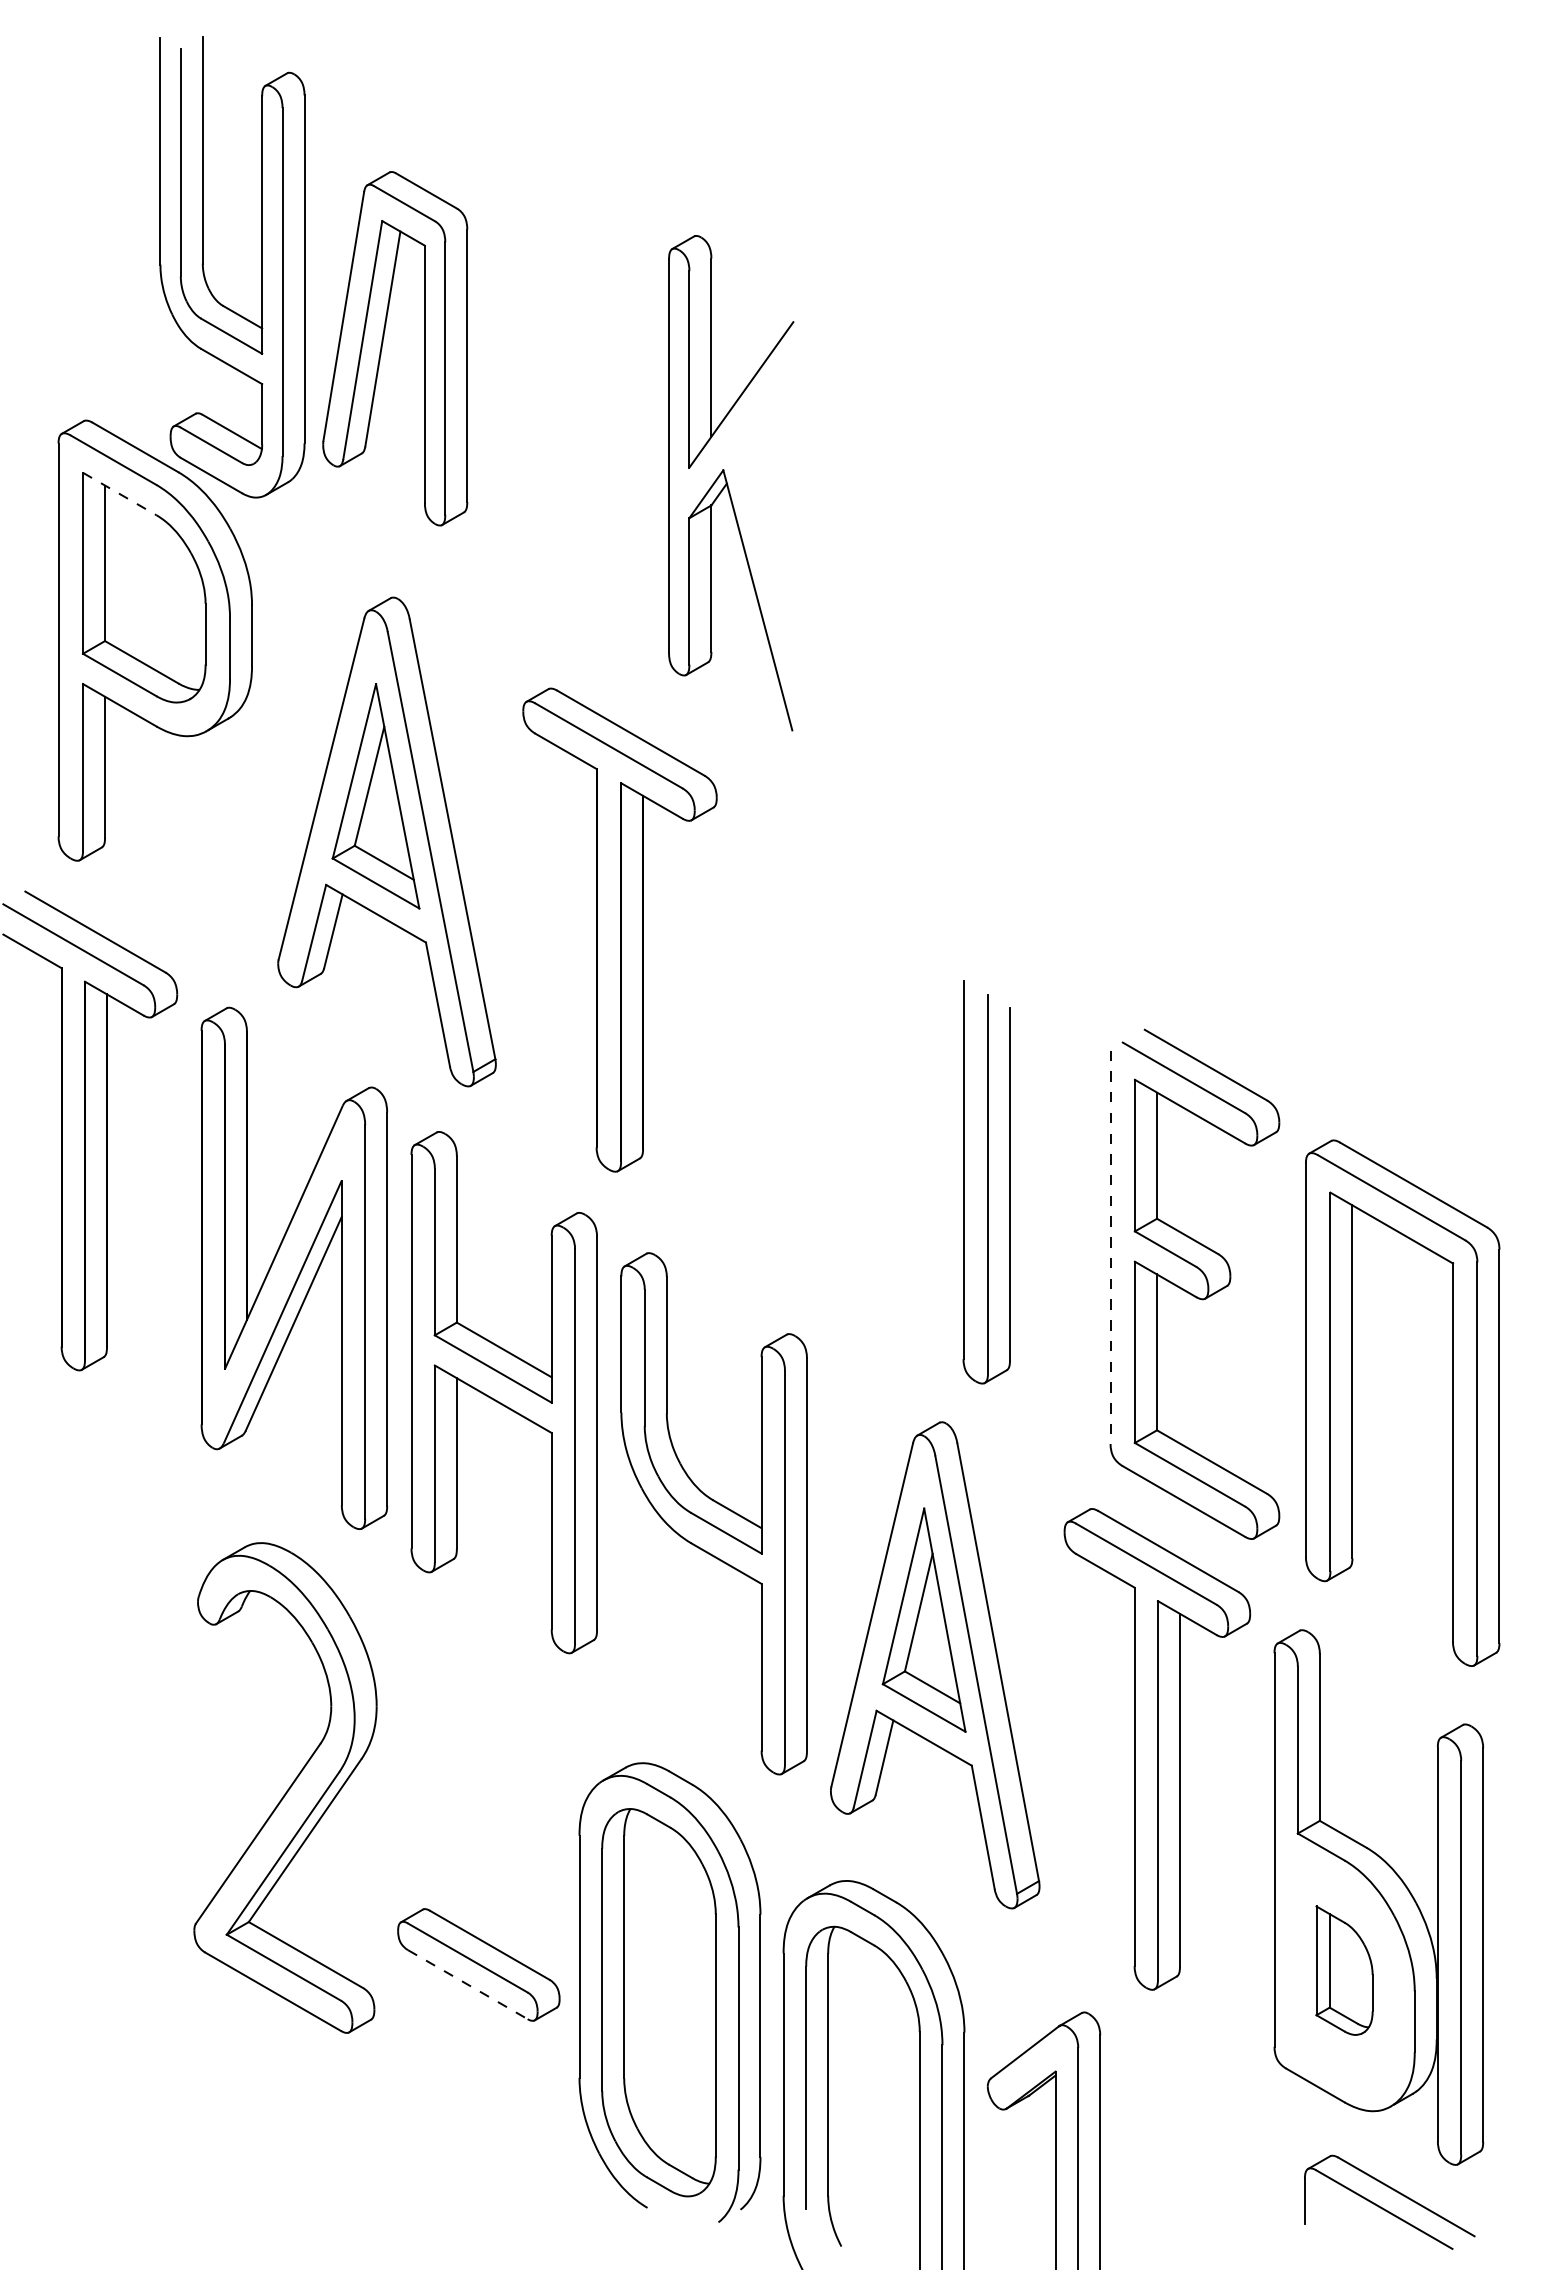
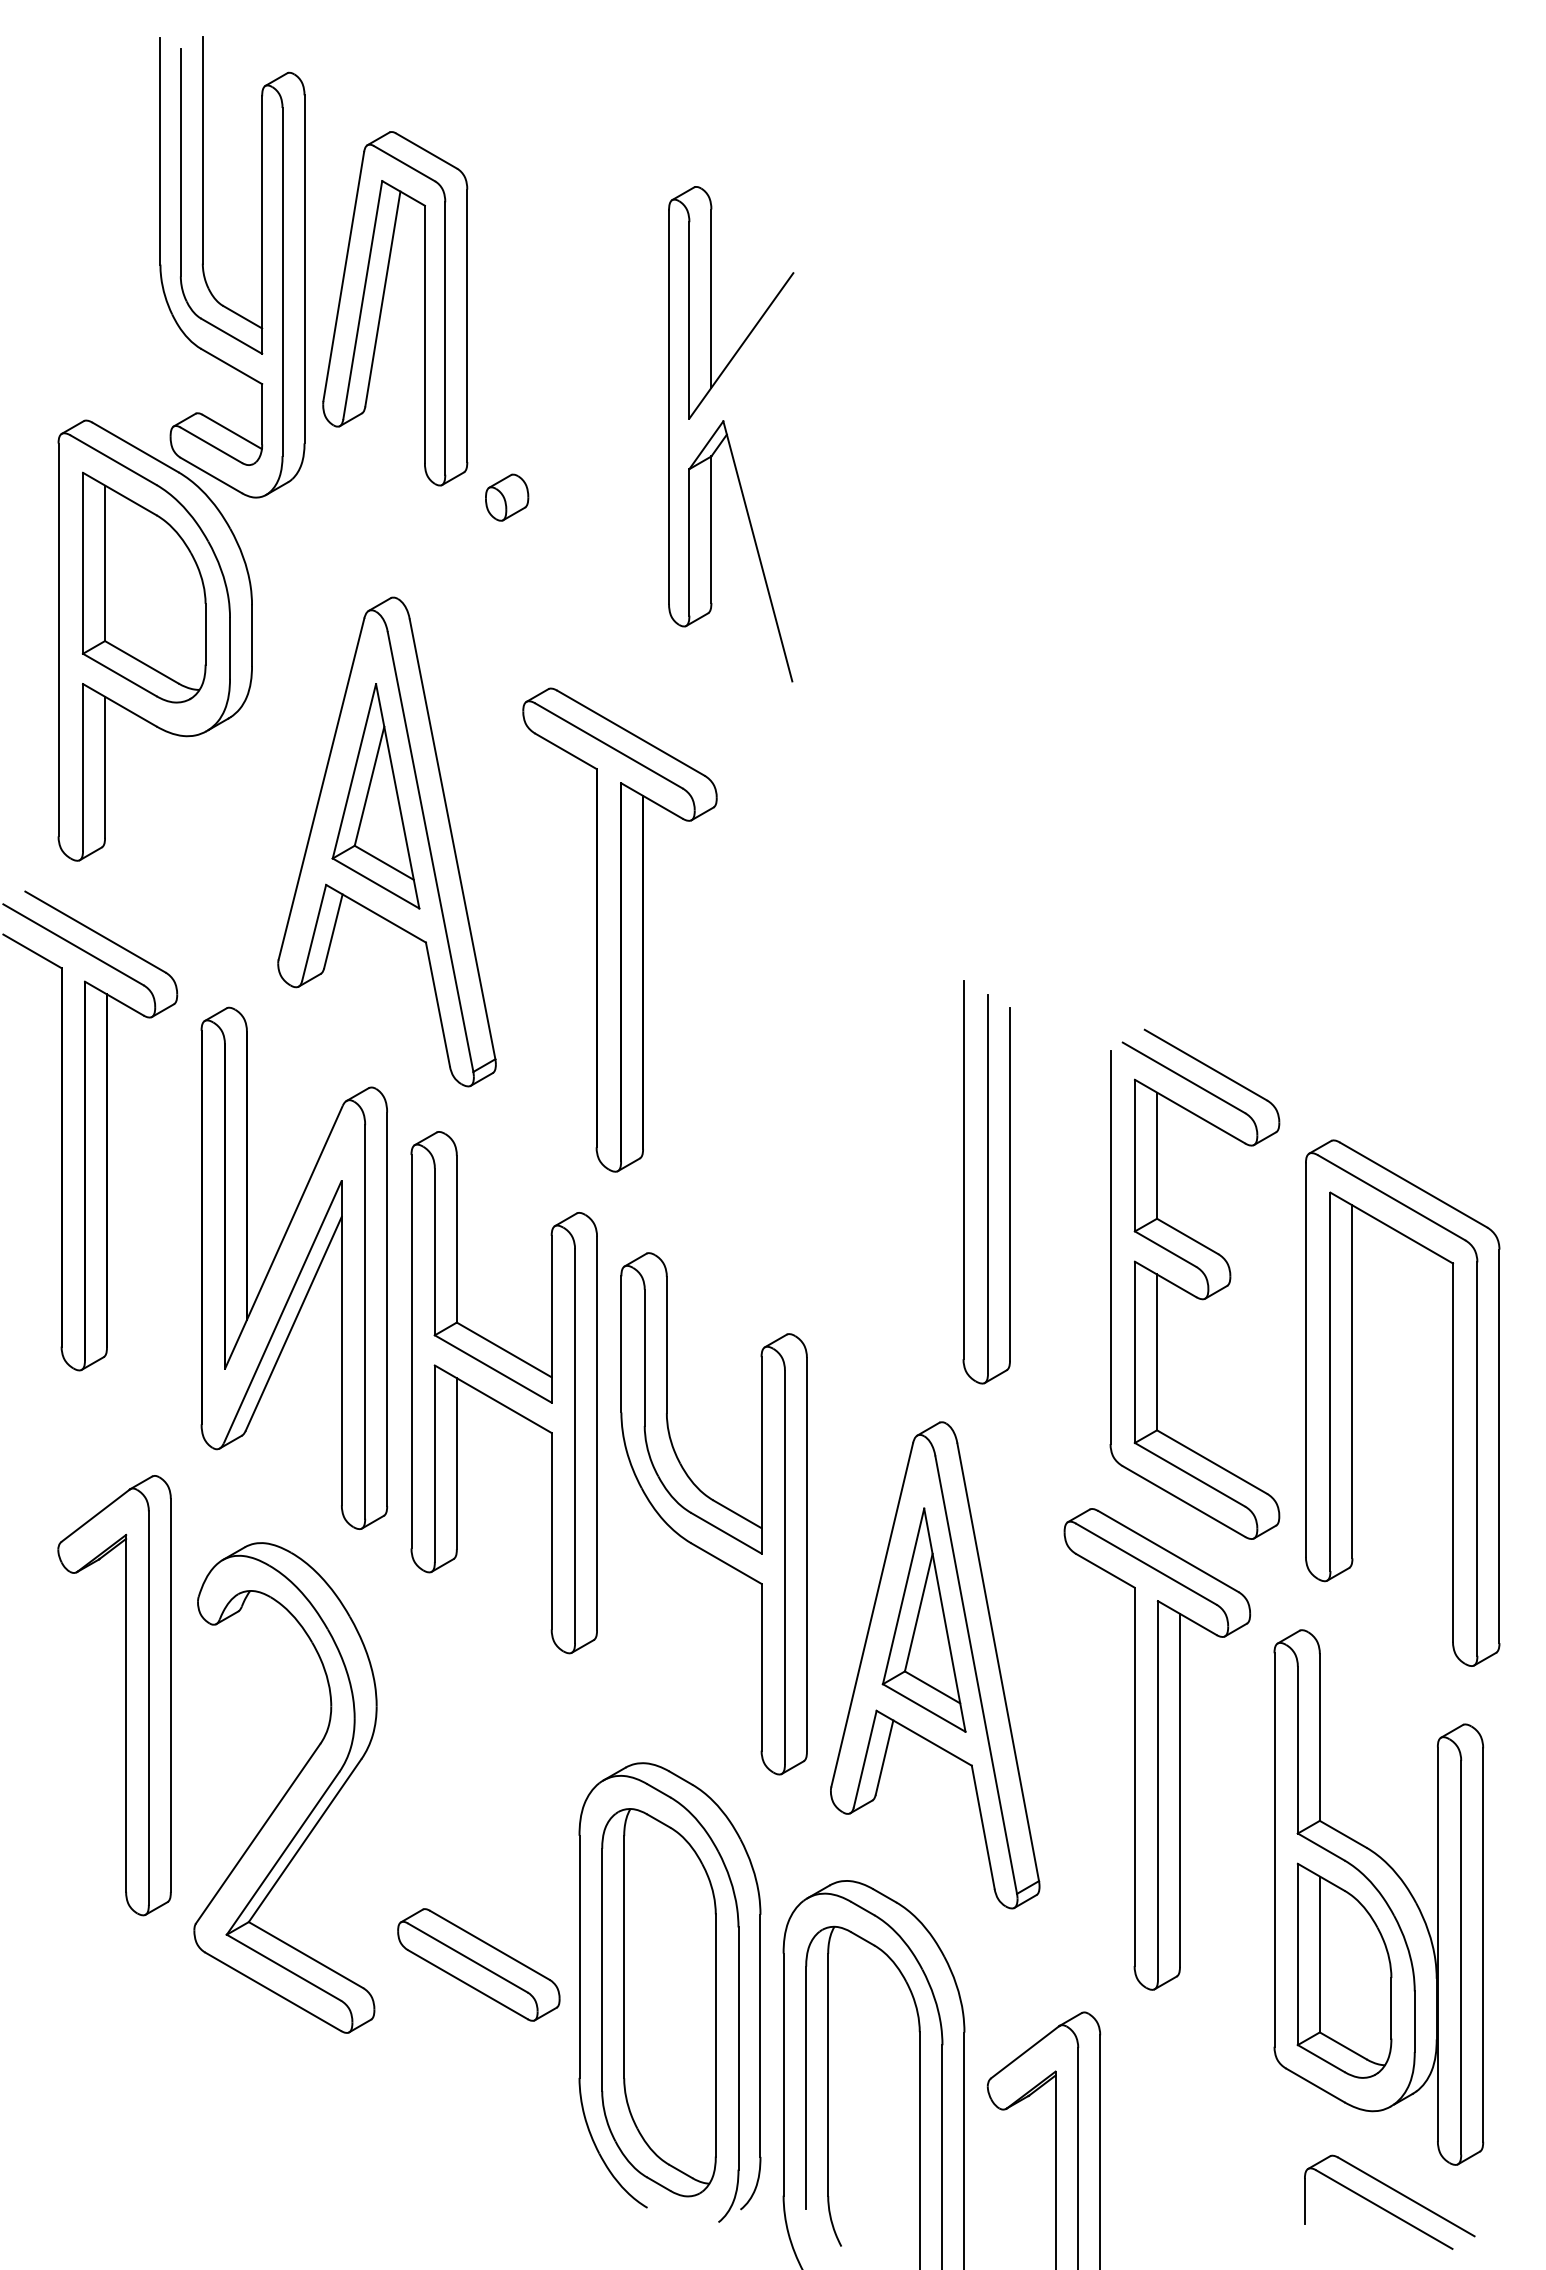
part position: (383, 343) -> (383, 303) (383, 303)
part position: (731, 483) -> (731, 434) (731, 434)
line: dashed -> solid (120, 494)
part: none -> present (507, 497)
line: dashed -> solid (1110, 1247)
part: none -> present (125, 1695)
part size: 59x131 px -> 97x217 px (1344, 1970)
line: dashed -> solid (468, 1984)
